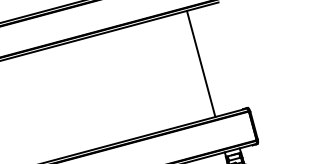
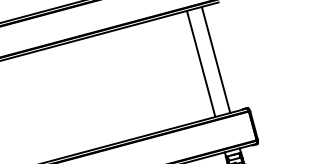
line: none -> present (215, 59)
